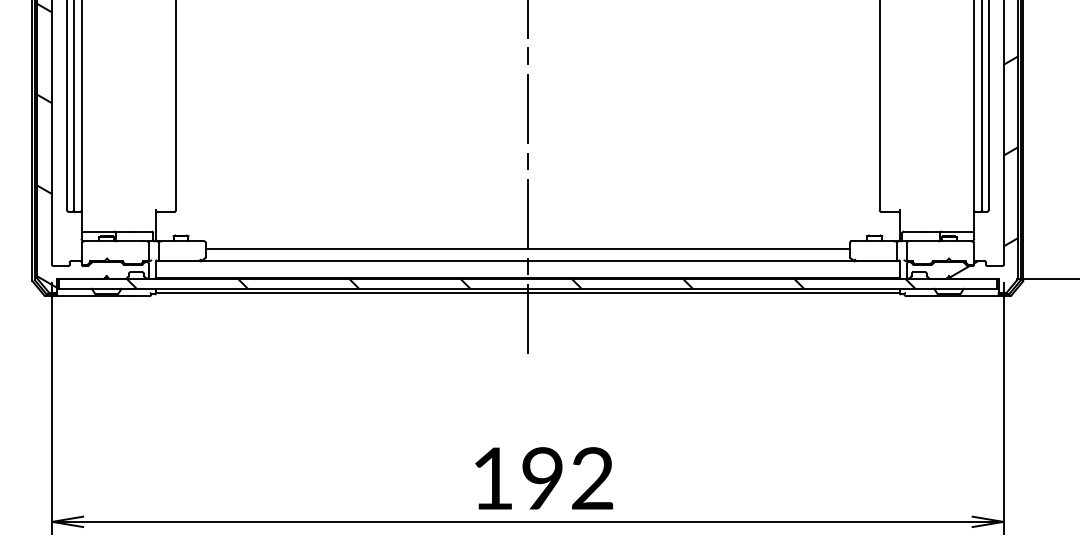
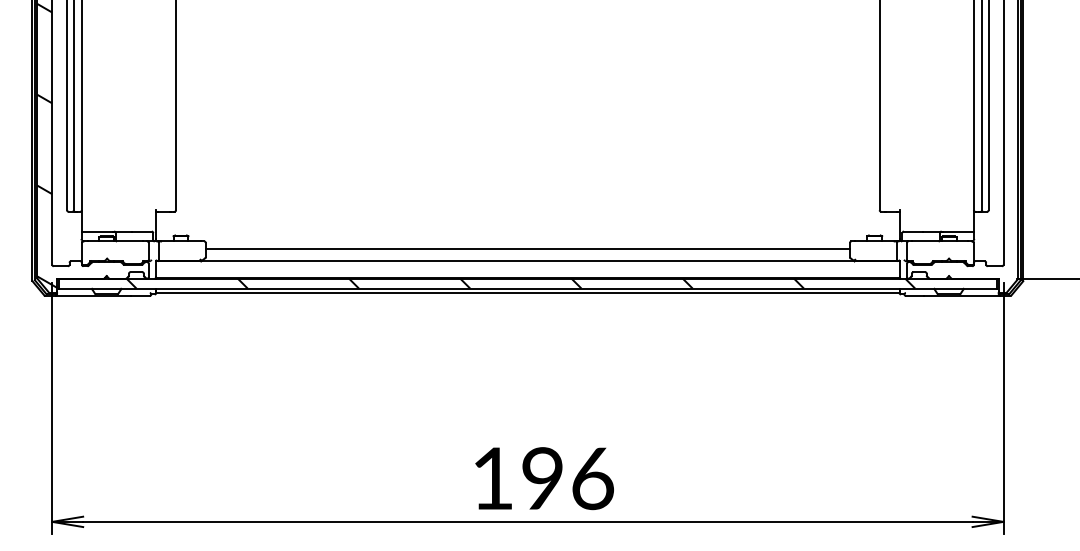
hatch: present -> none (984, 166)
line: present -> none (527, 178)
text: 192 -> 196 (592, 478)
